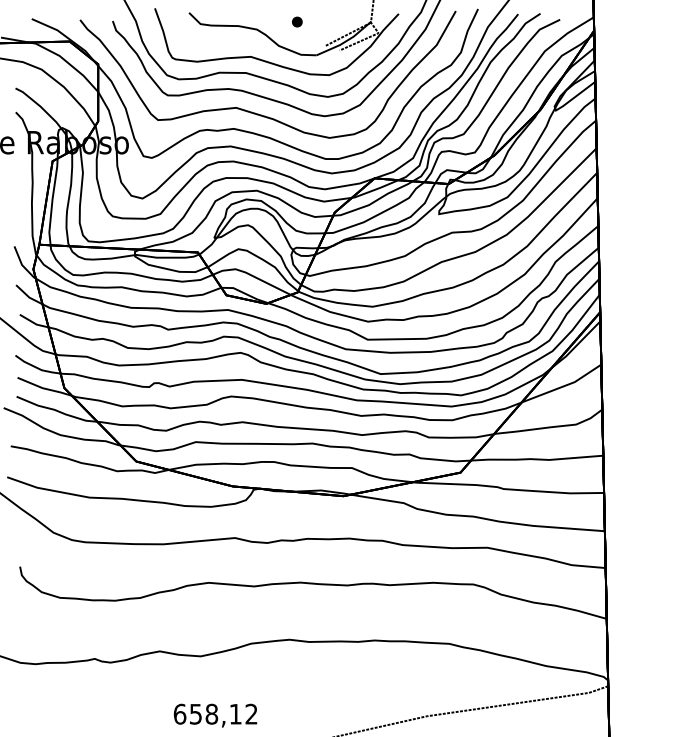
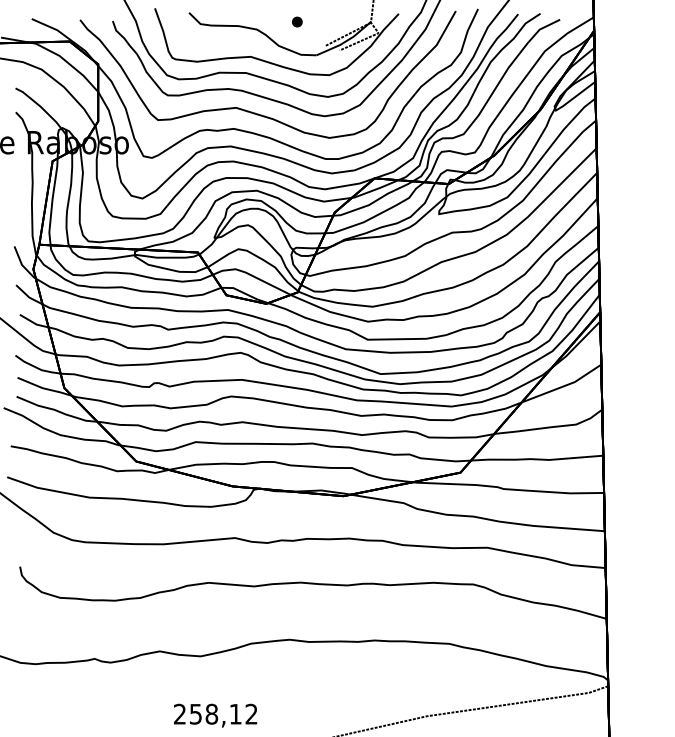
text: 658,12 -> 258,12 (179, 713)
